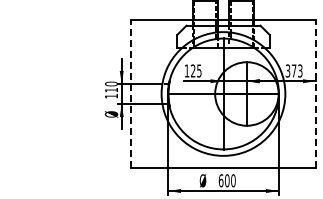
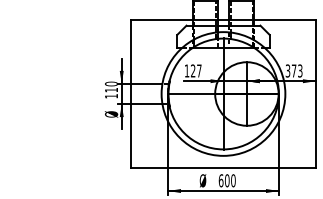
text: 125 -> 127 (199, 70)
line: dashed -> solid (131, 94)
line: dashed -> solid (315, 94)
